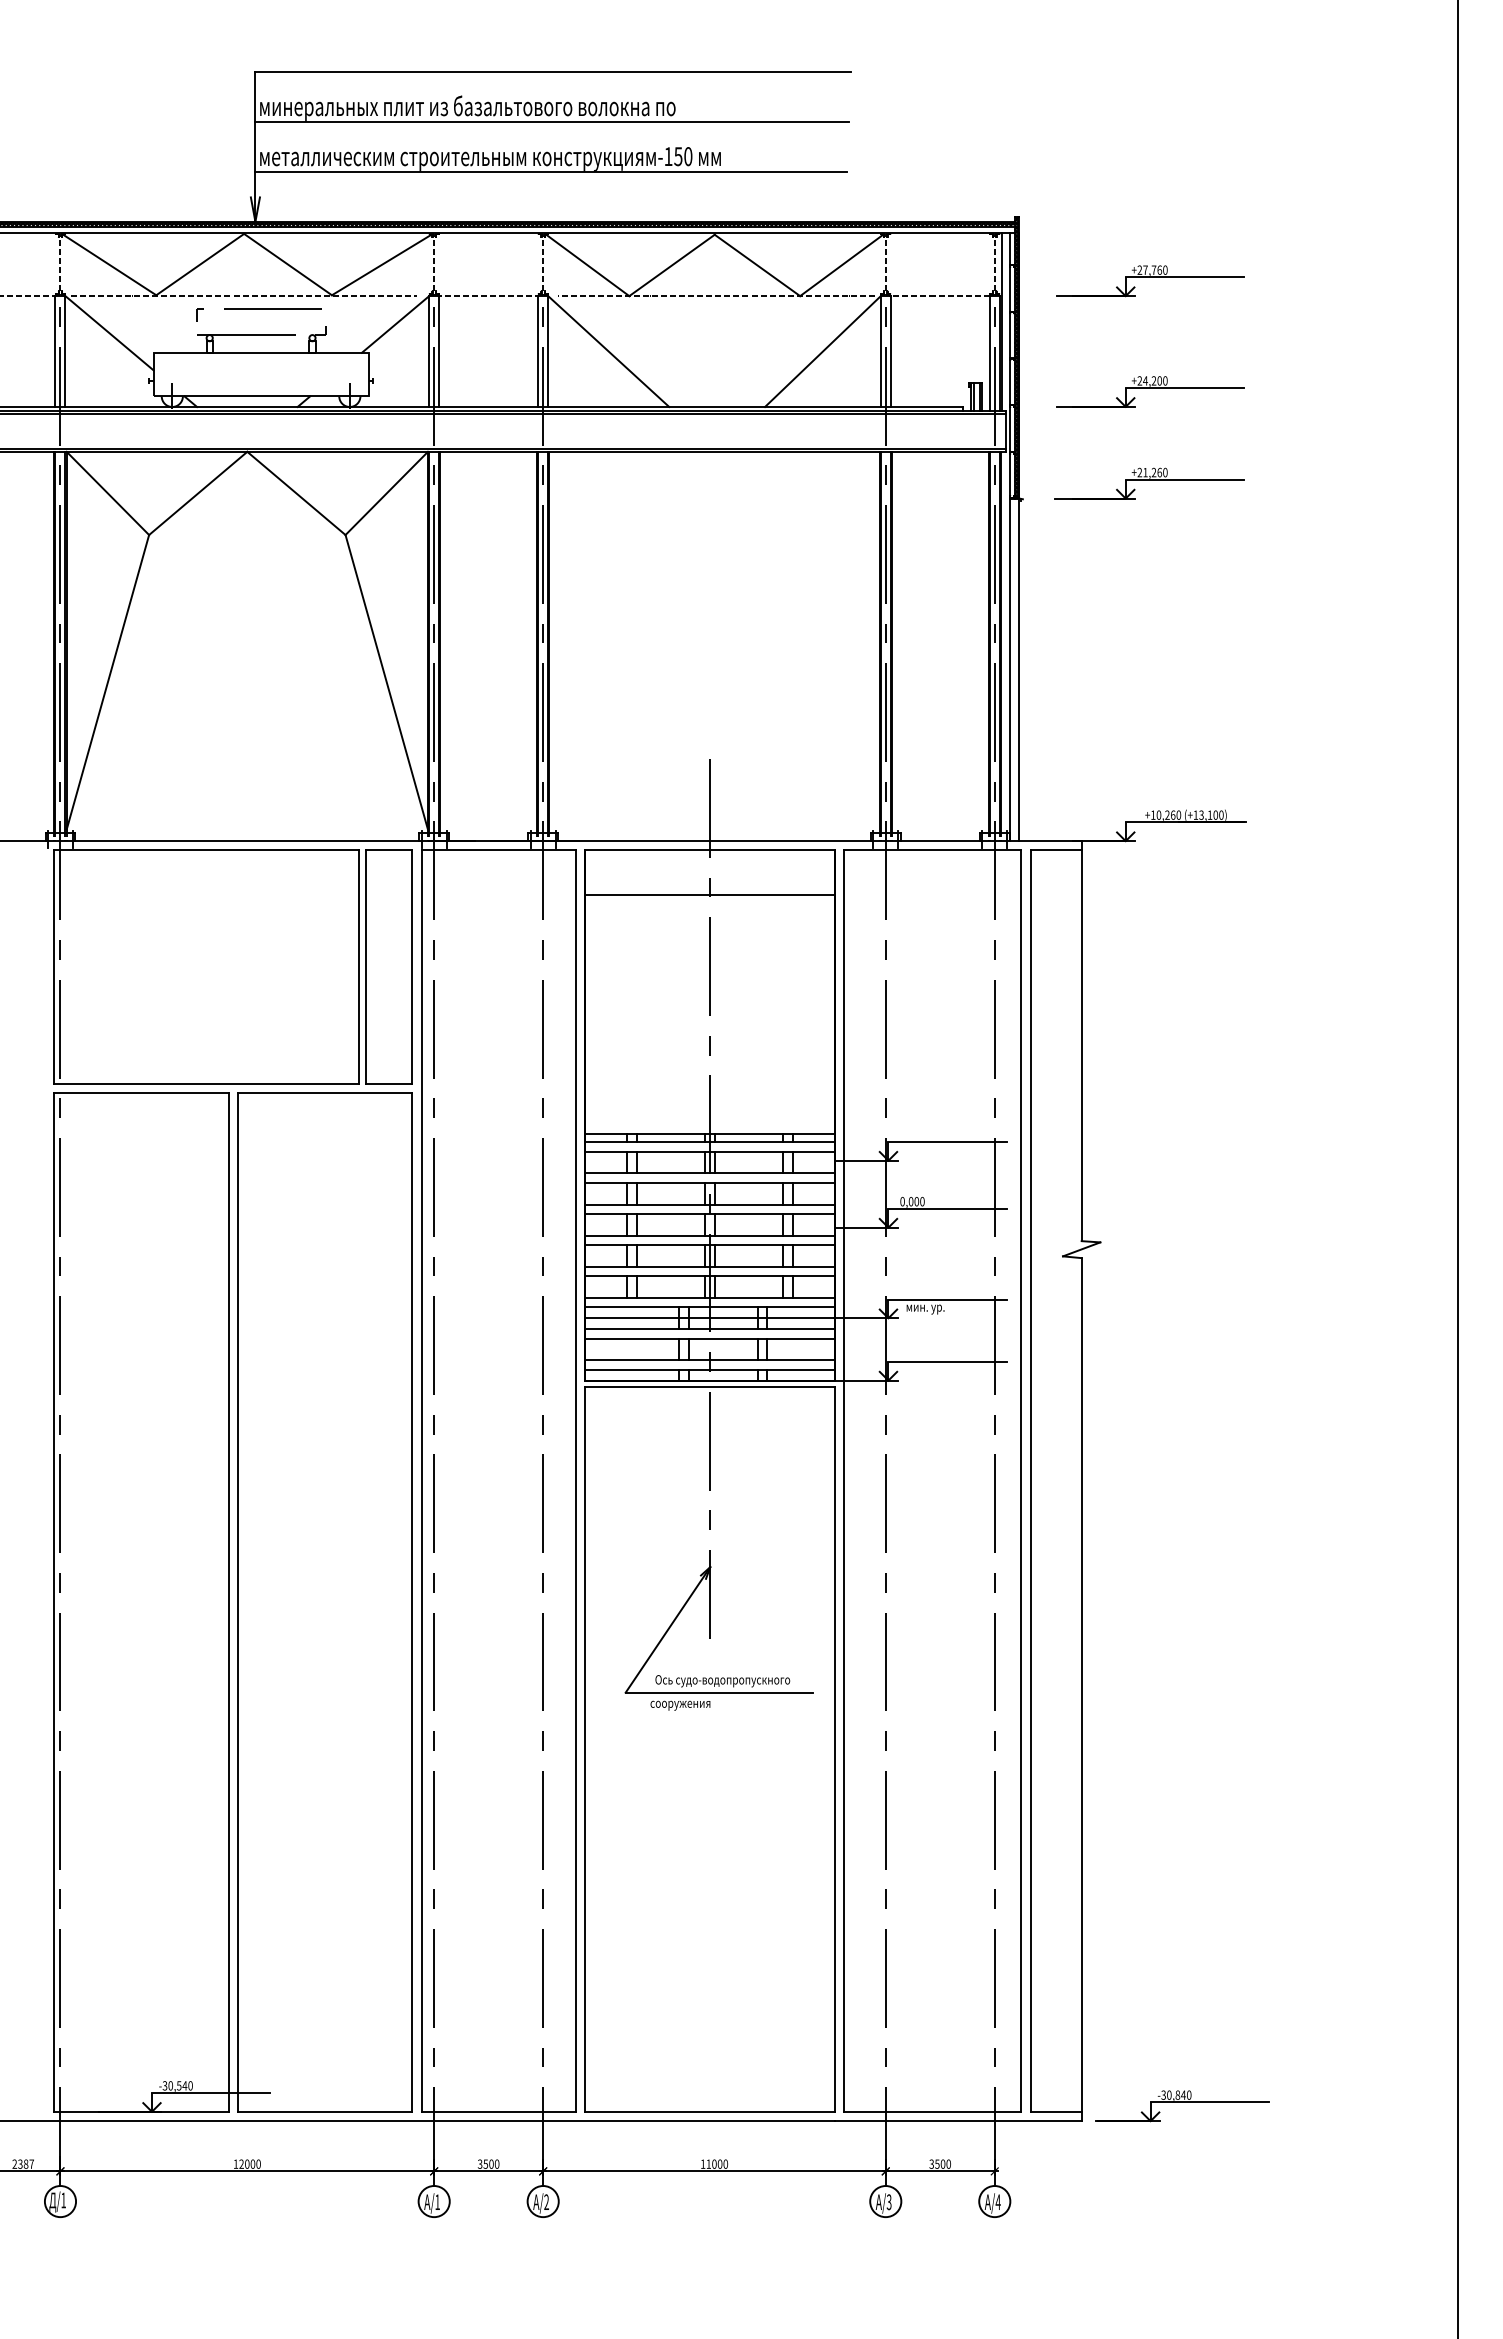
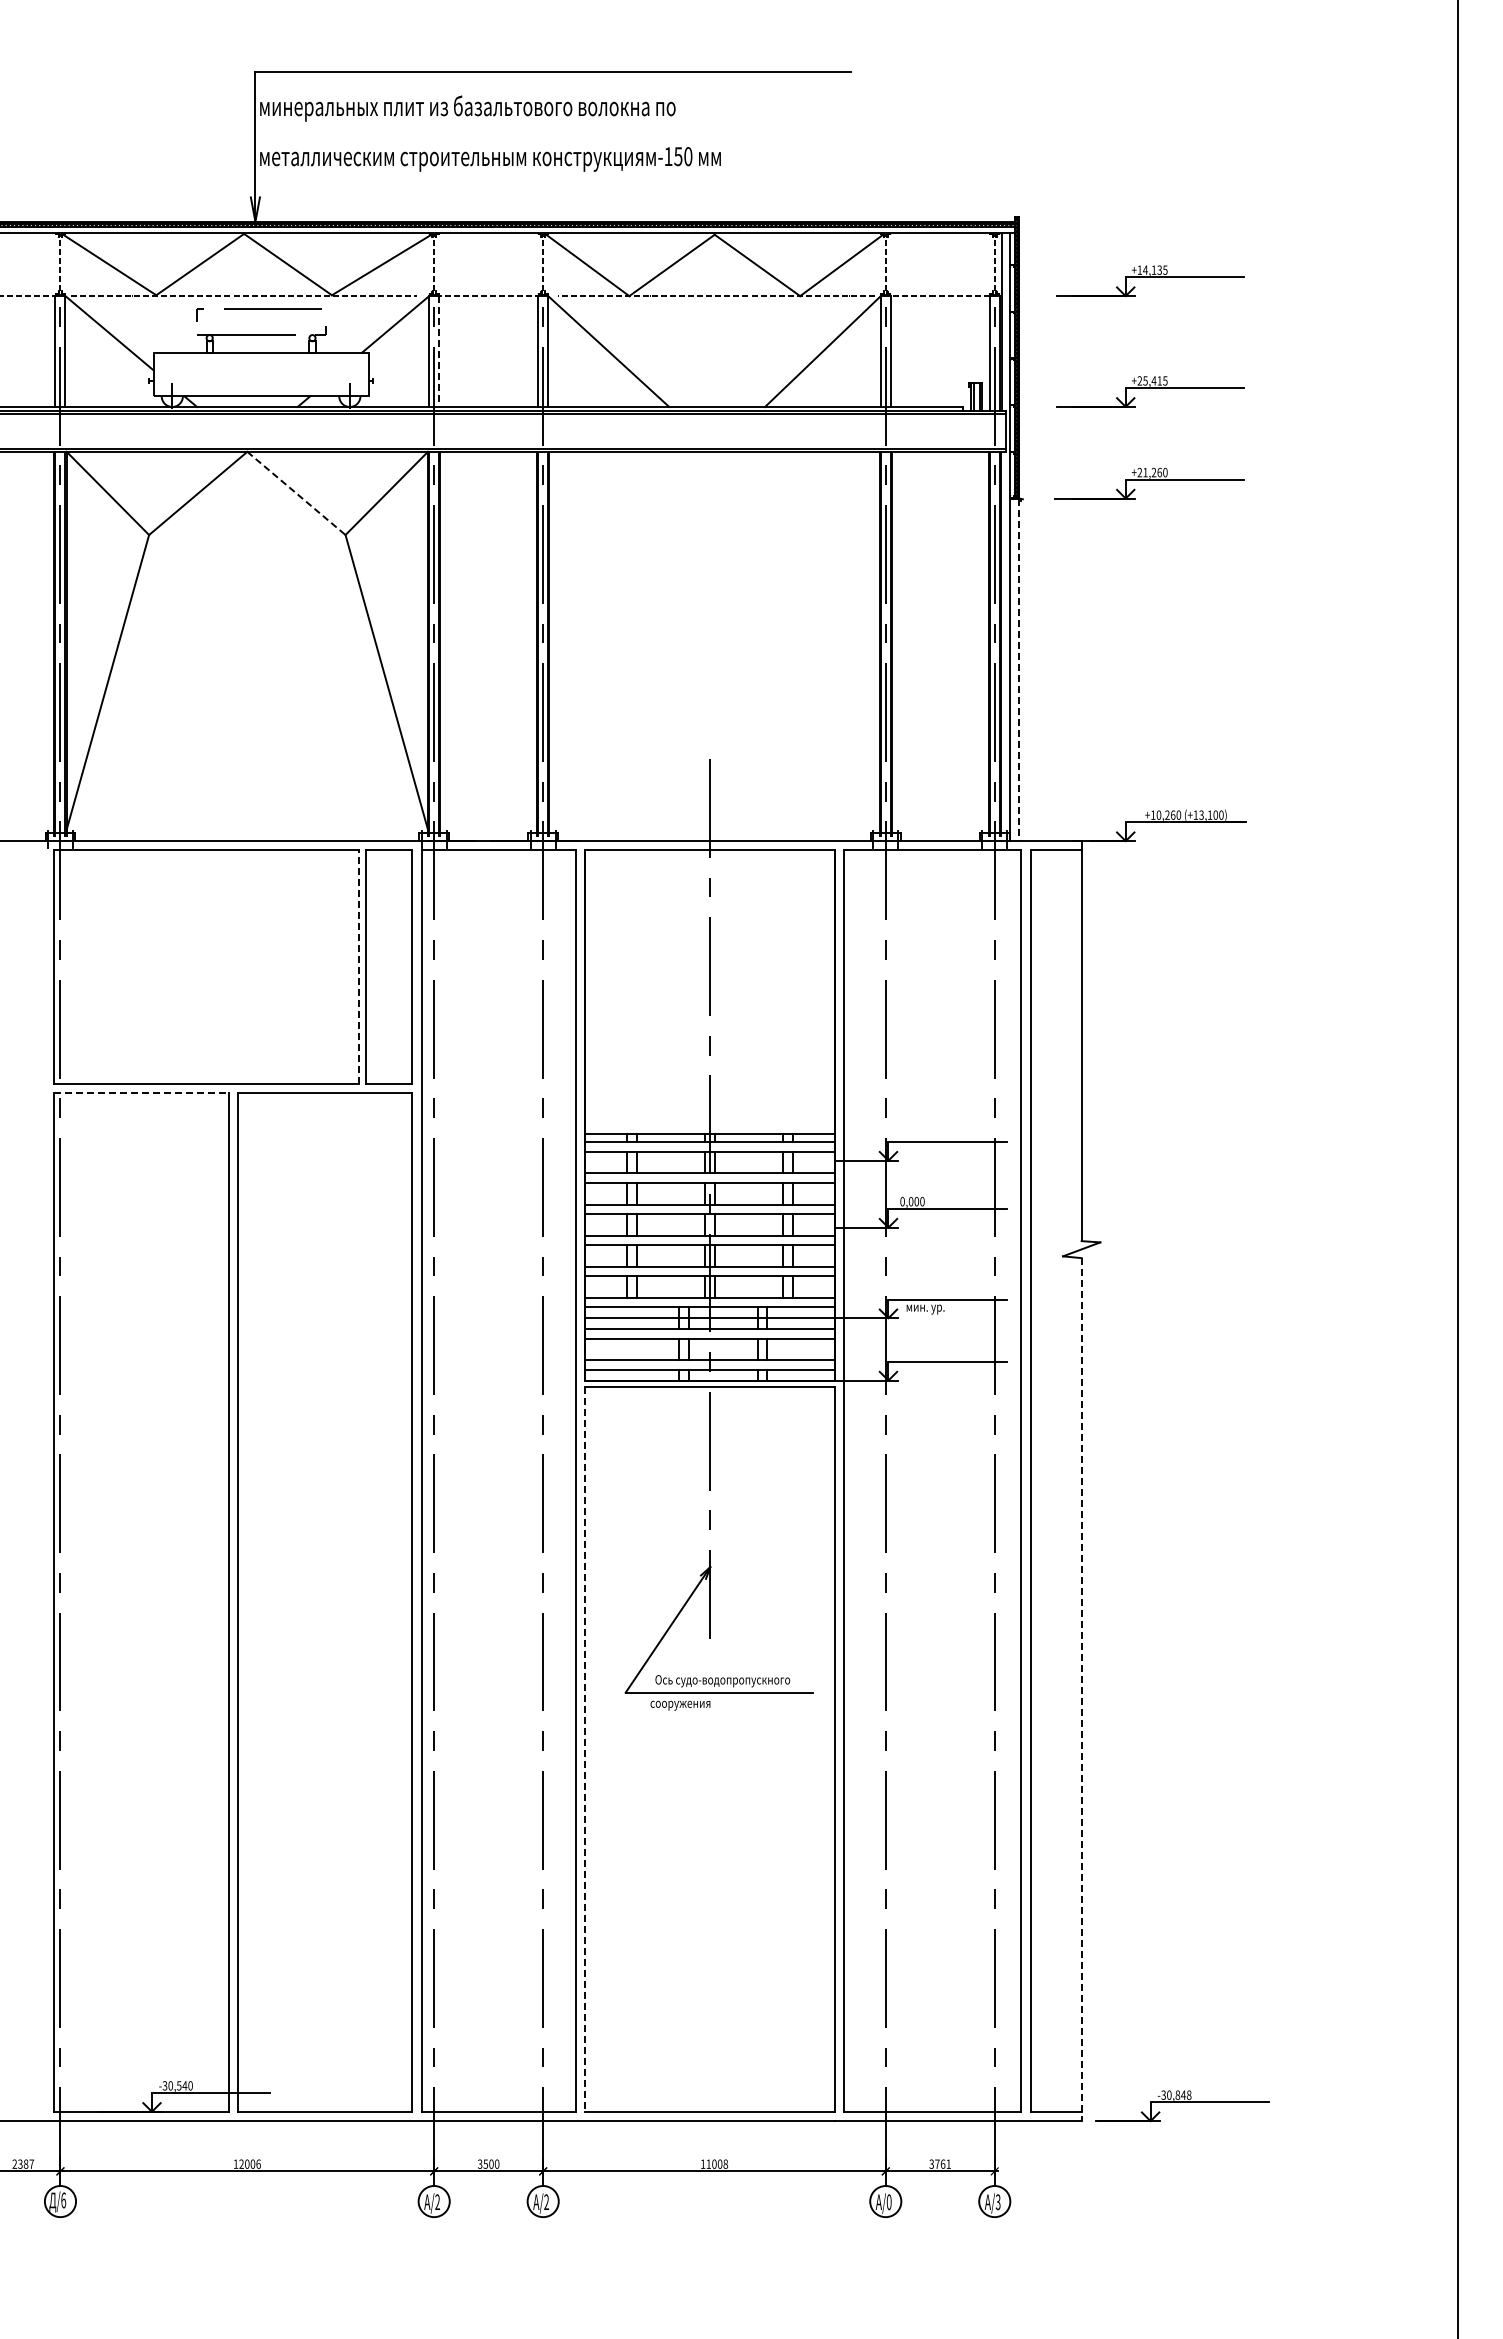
line: present -> none (552, 122)
line: present -> none (551, 172)
text: +27,760 -> +14,135 (1152, 269)
line: solid -> dashed (439, 352)
text: +24,200 -> +25,415 (1155, 380)
line: solid -> dashed (296, 493)
line: solid -> dashed (1019, 670)
line: present -> none (709, 894)
line: solid -> dashed (359, 967)
line: solid -> dashed (141, 1093)
line: solid -> dashed (1081, 1689)
line: solid -> dashed (585, 1749)
text: -30,840 -> -30,848 (1189, 2095)
text: 12000 -> 12006 (258, 2163)
text: 3500 -> 3761 (942, 2163)
text: 11000 -> 11008 (725, 2164)
text: /1 -> /6 (63, 2200)
text: /1 -> /2 (437, 2201)
text: /3 -> /0 (888, 2202)
text: /4 -> /3 (997, 2202)
